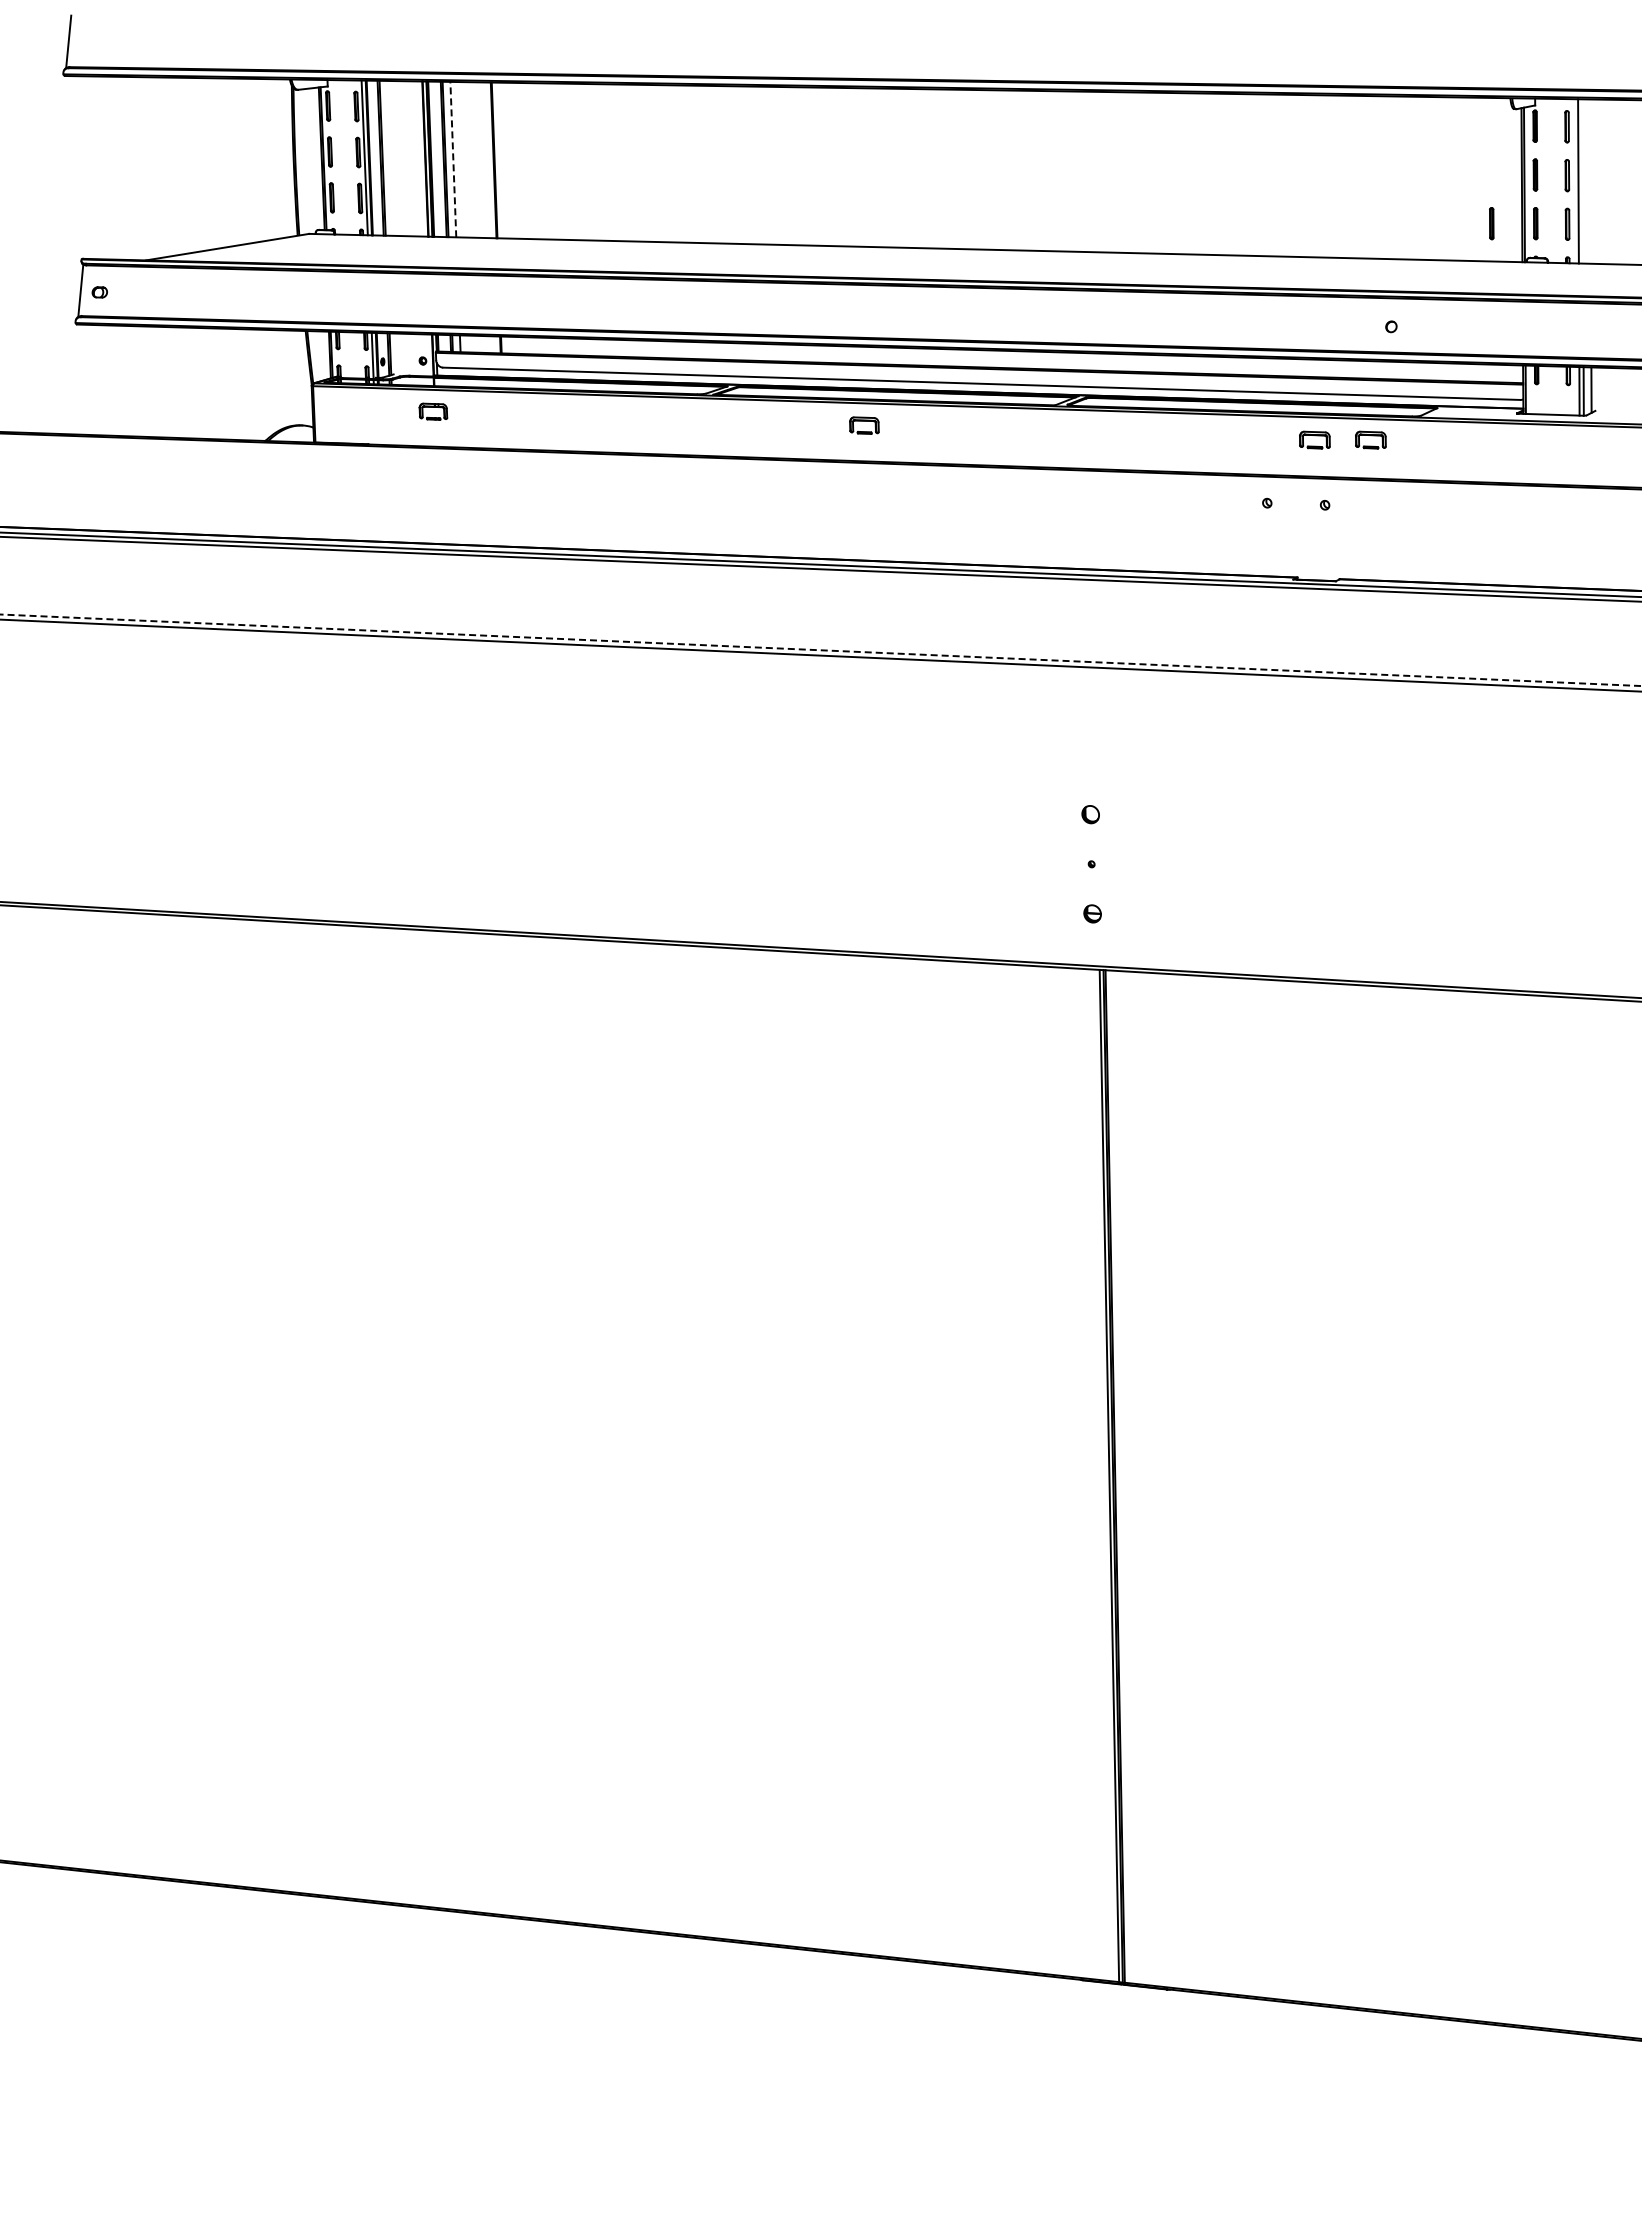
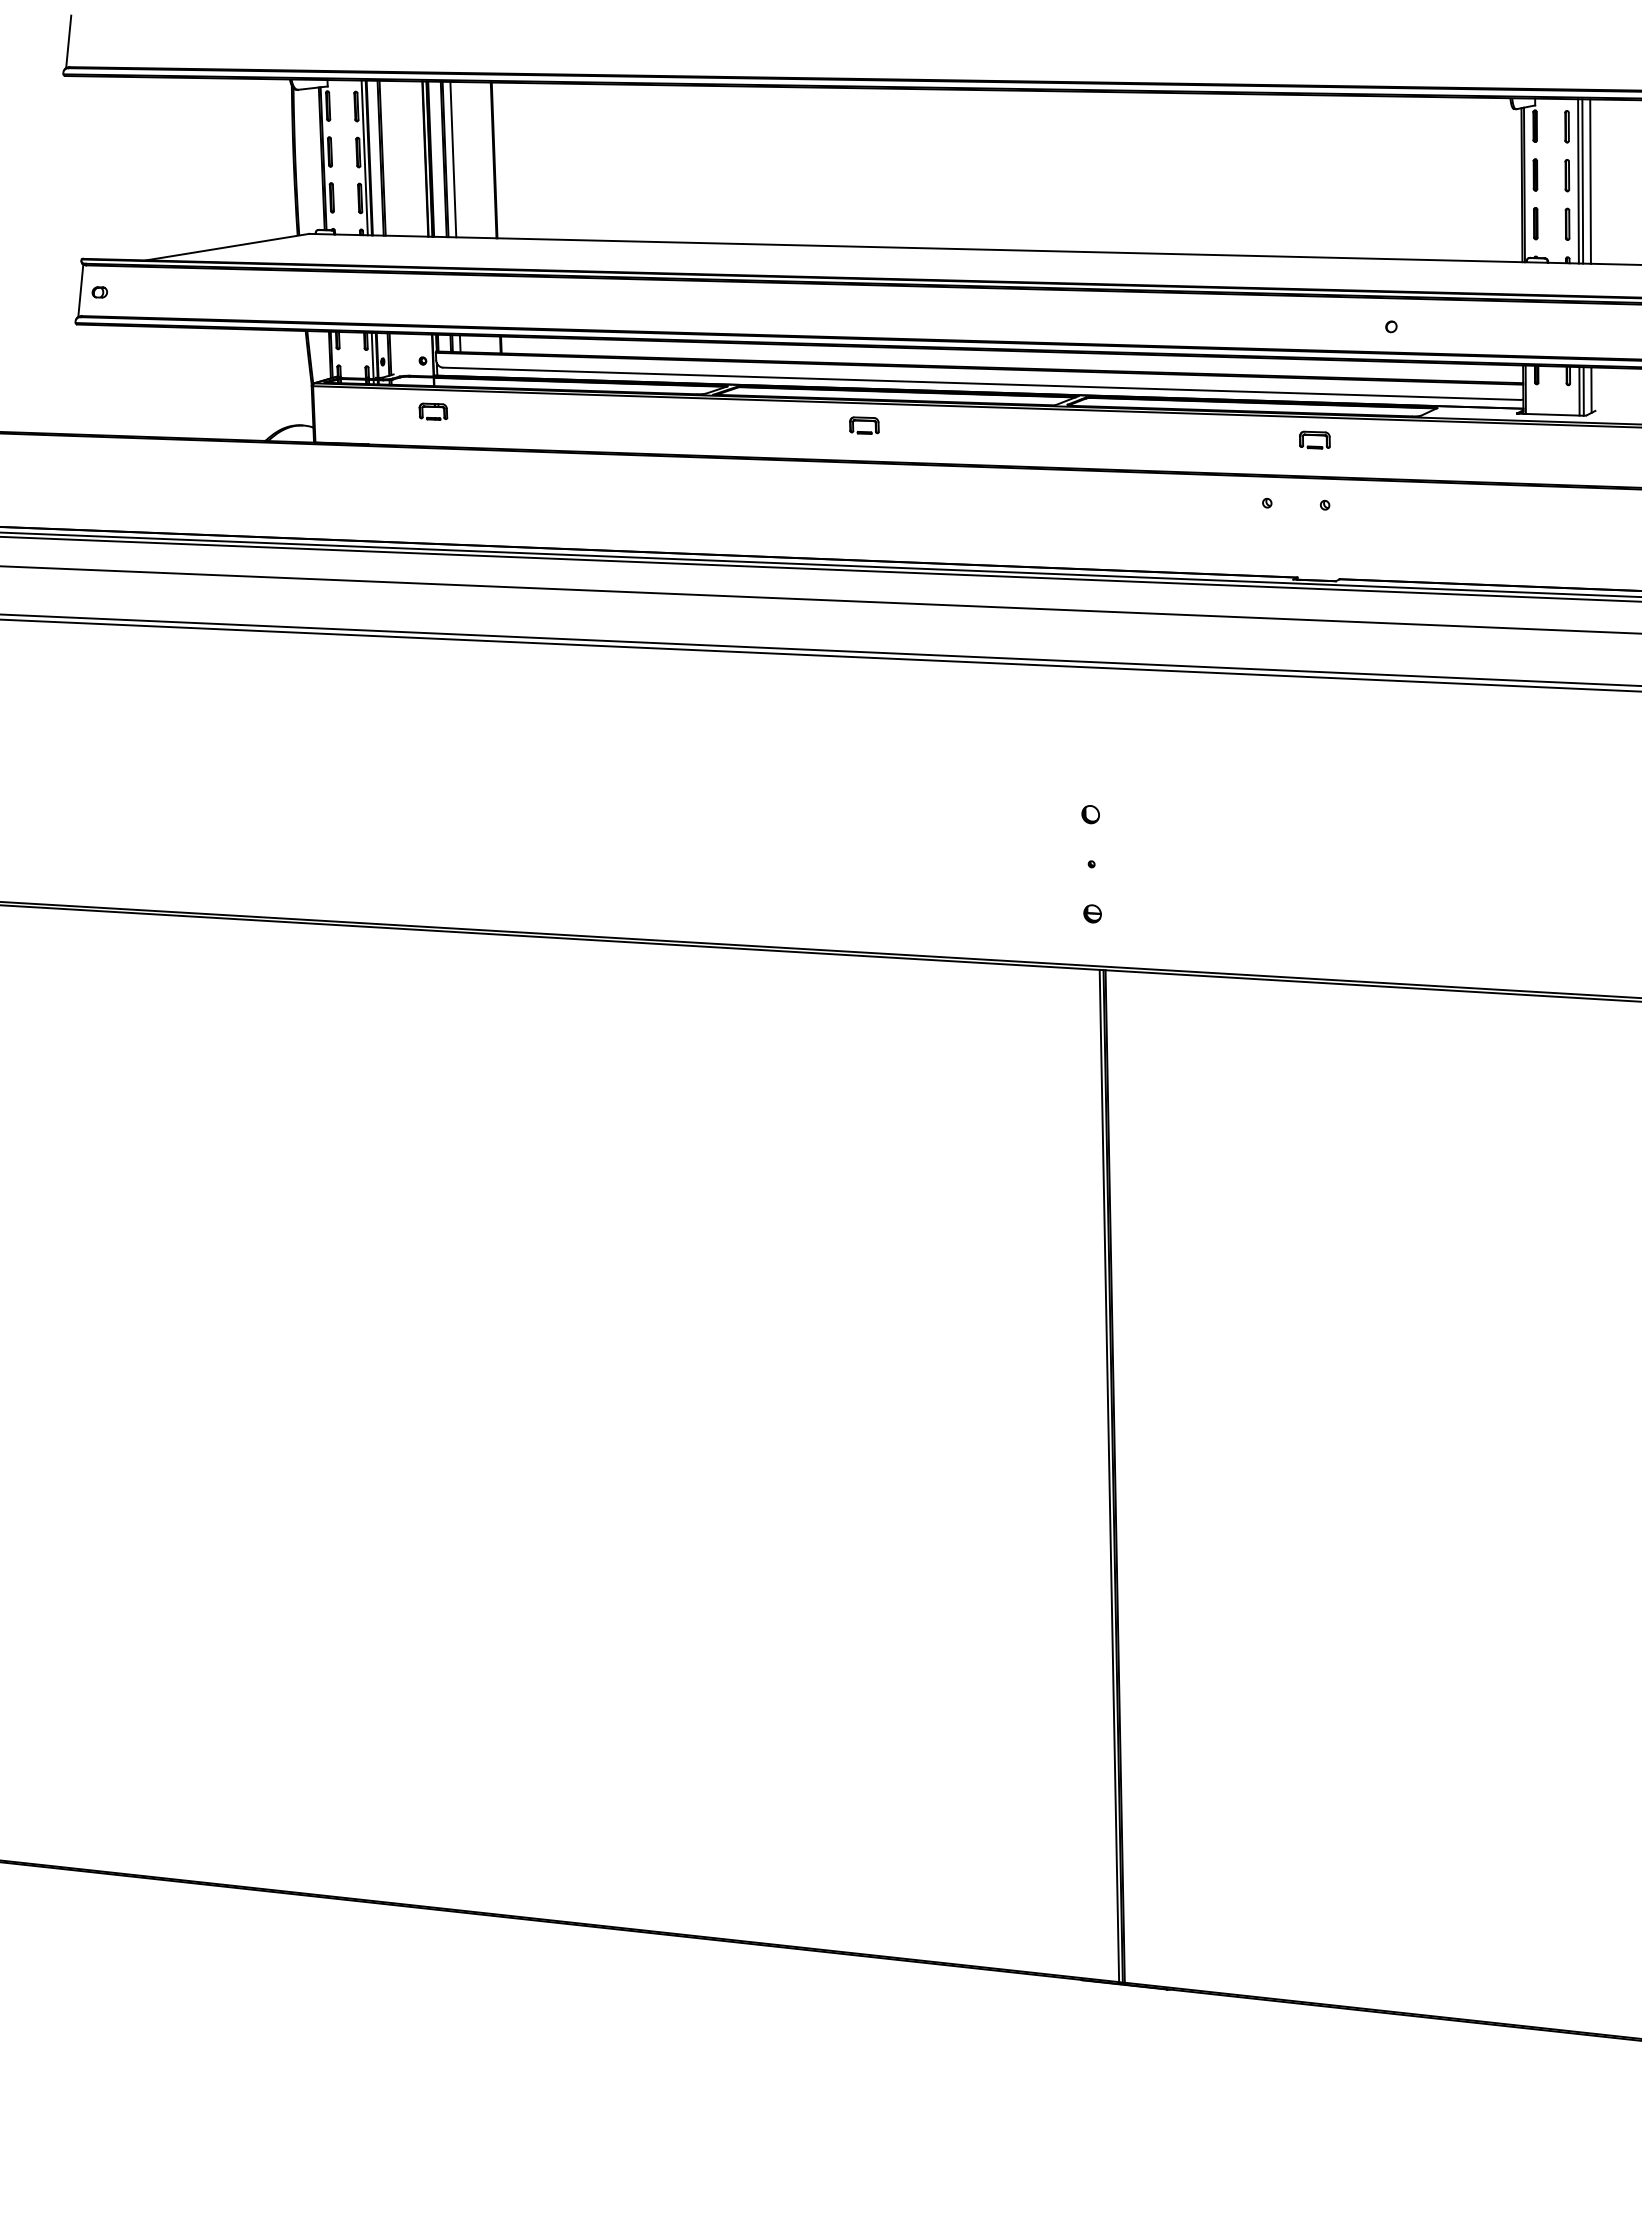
line: dashed -> solid (453, 159)
line: none -> present (1582, 181)
line: none -> present (1590, 181)
part: present -> none (1491, 223)
part: present -> none (1370, 439)
line: none -> present (820, 599)
line: dashed -> solid (821, 650)
